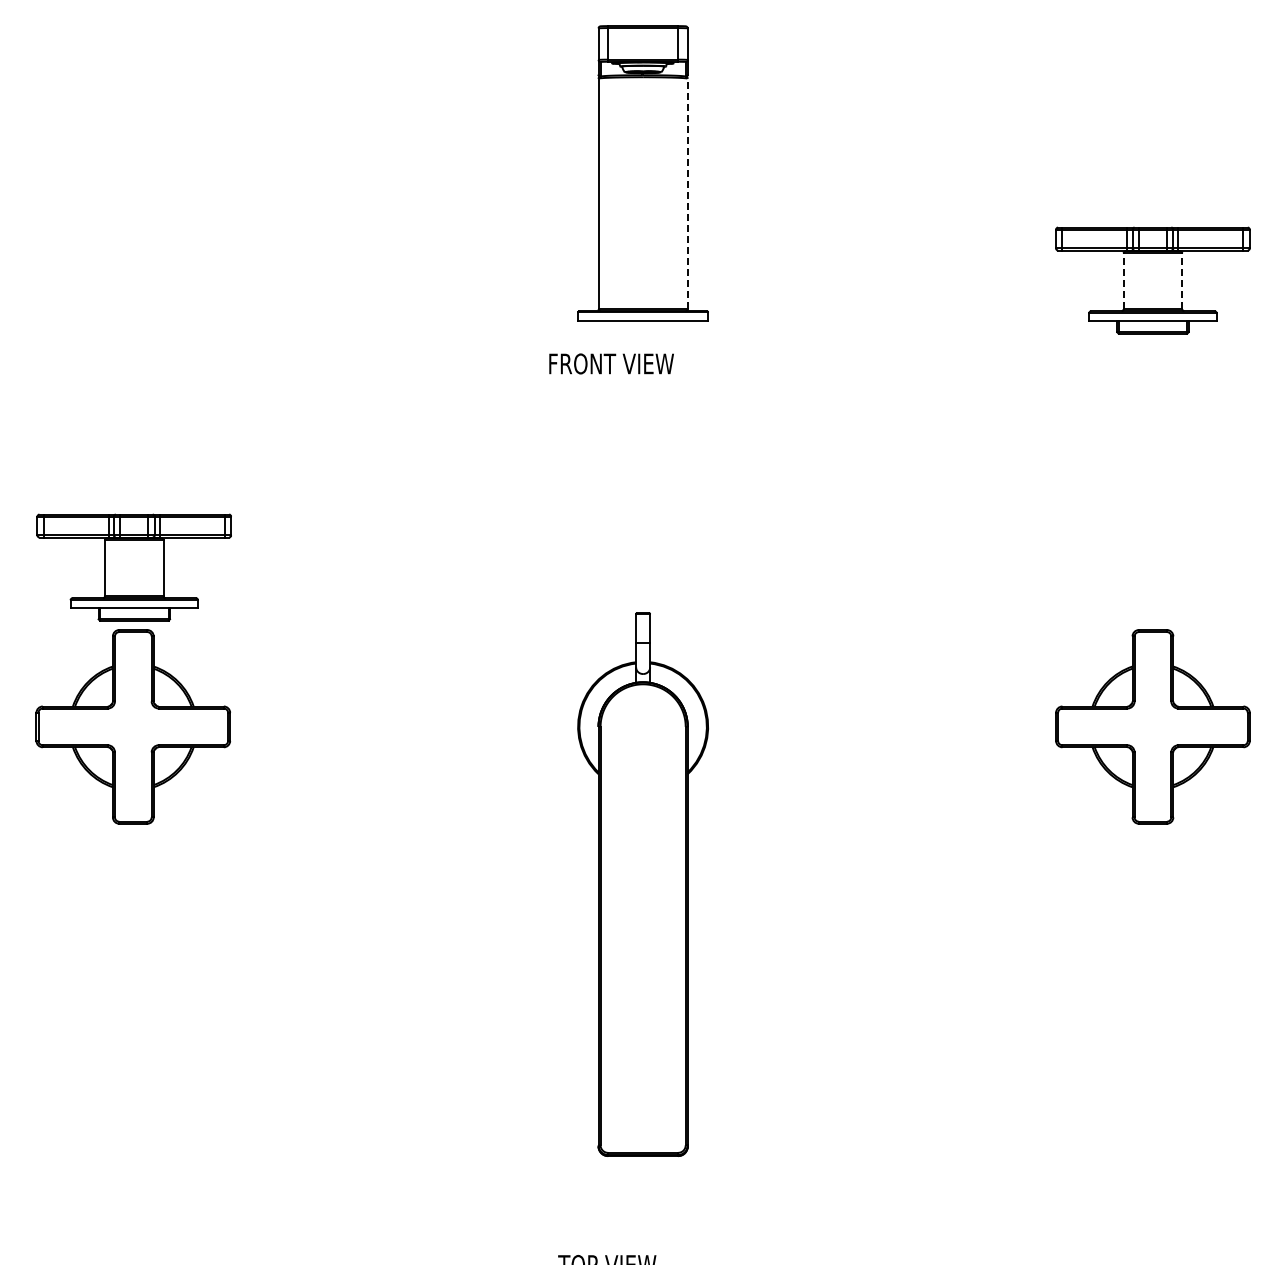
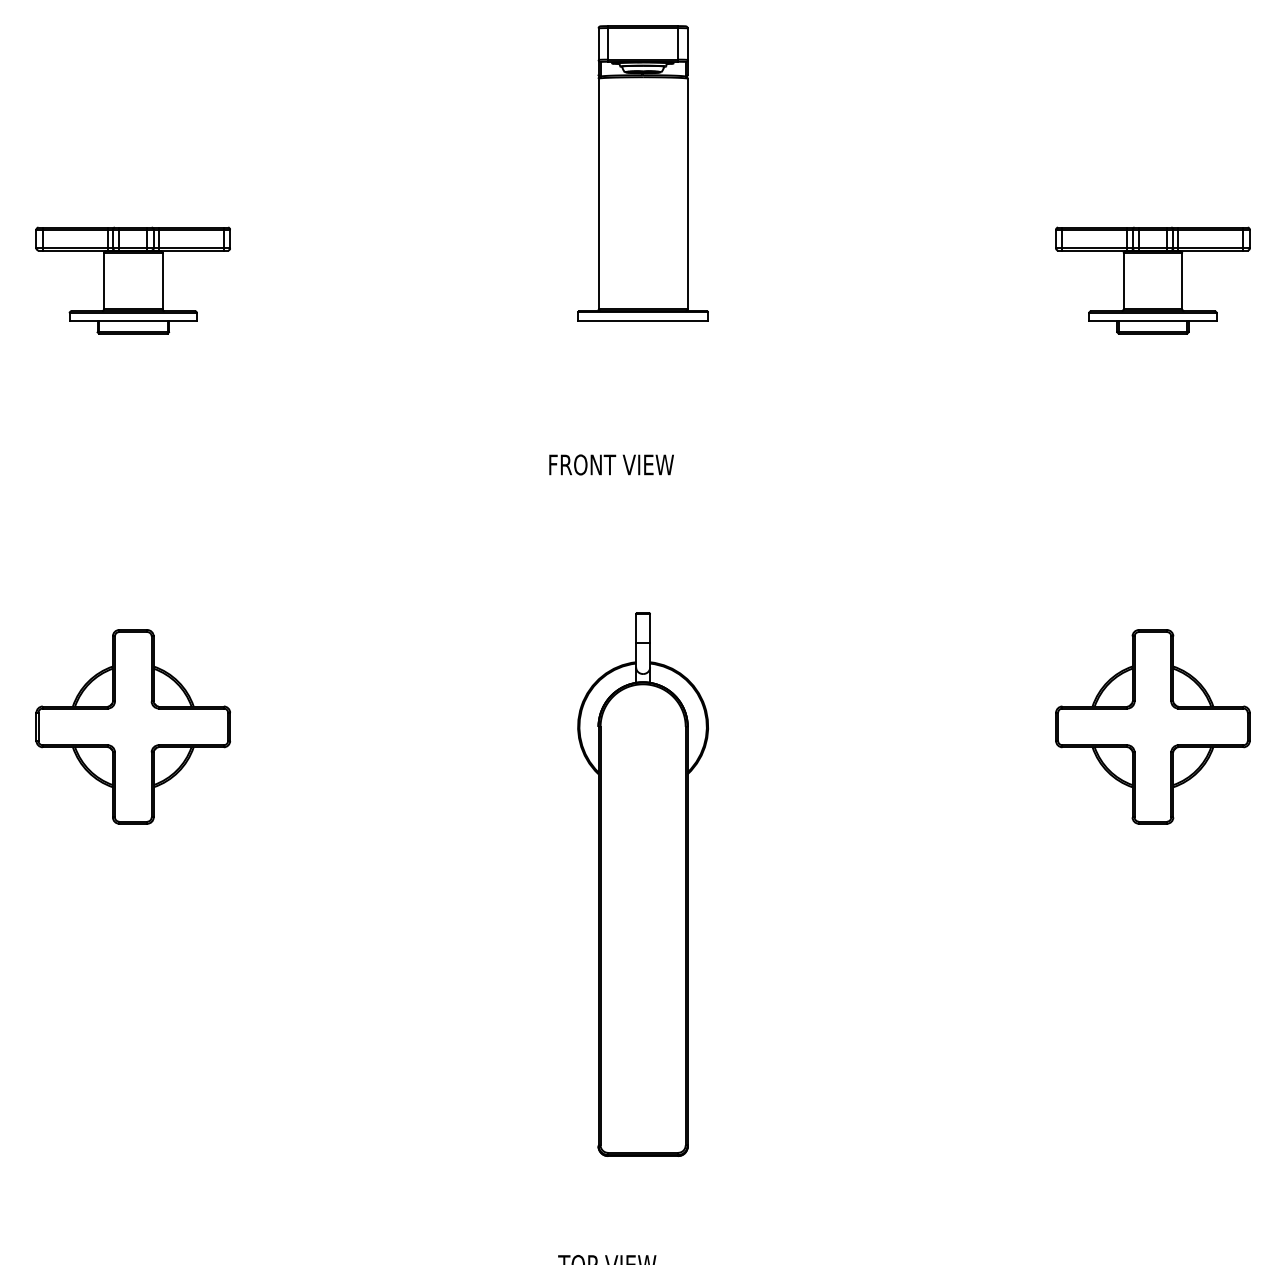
line: dashed -> solid (687, 193)
line: dashed -> solid (1123, 281)
line: dashed -> solid (1182, 281)
text position: (611, 363) -> (611, 464) (611, 464)
part position: (133, 567) -> (132, 280) (132, 280)
